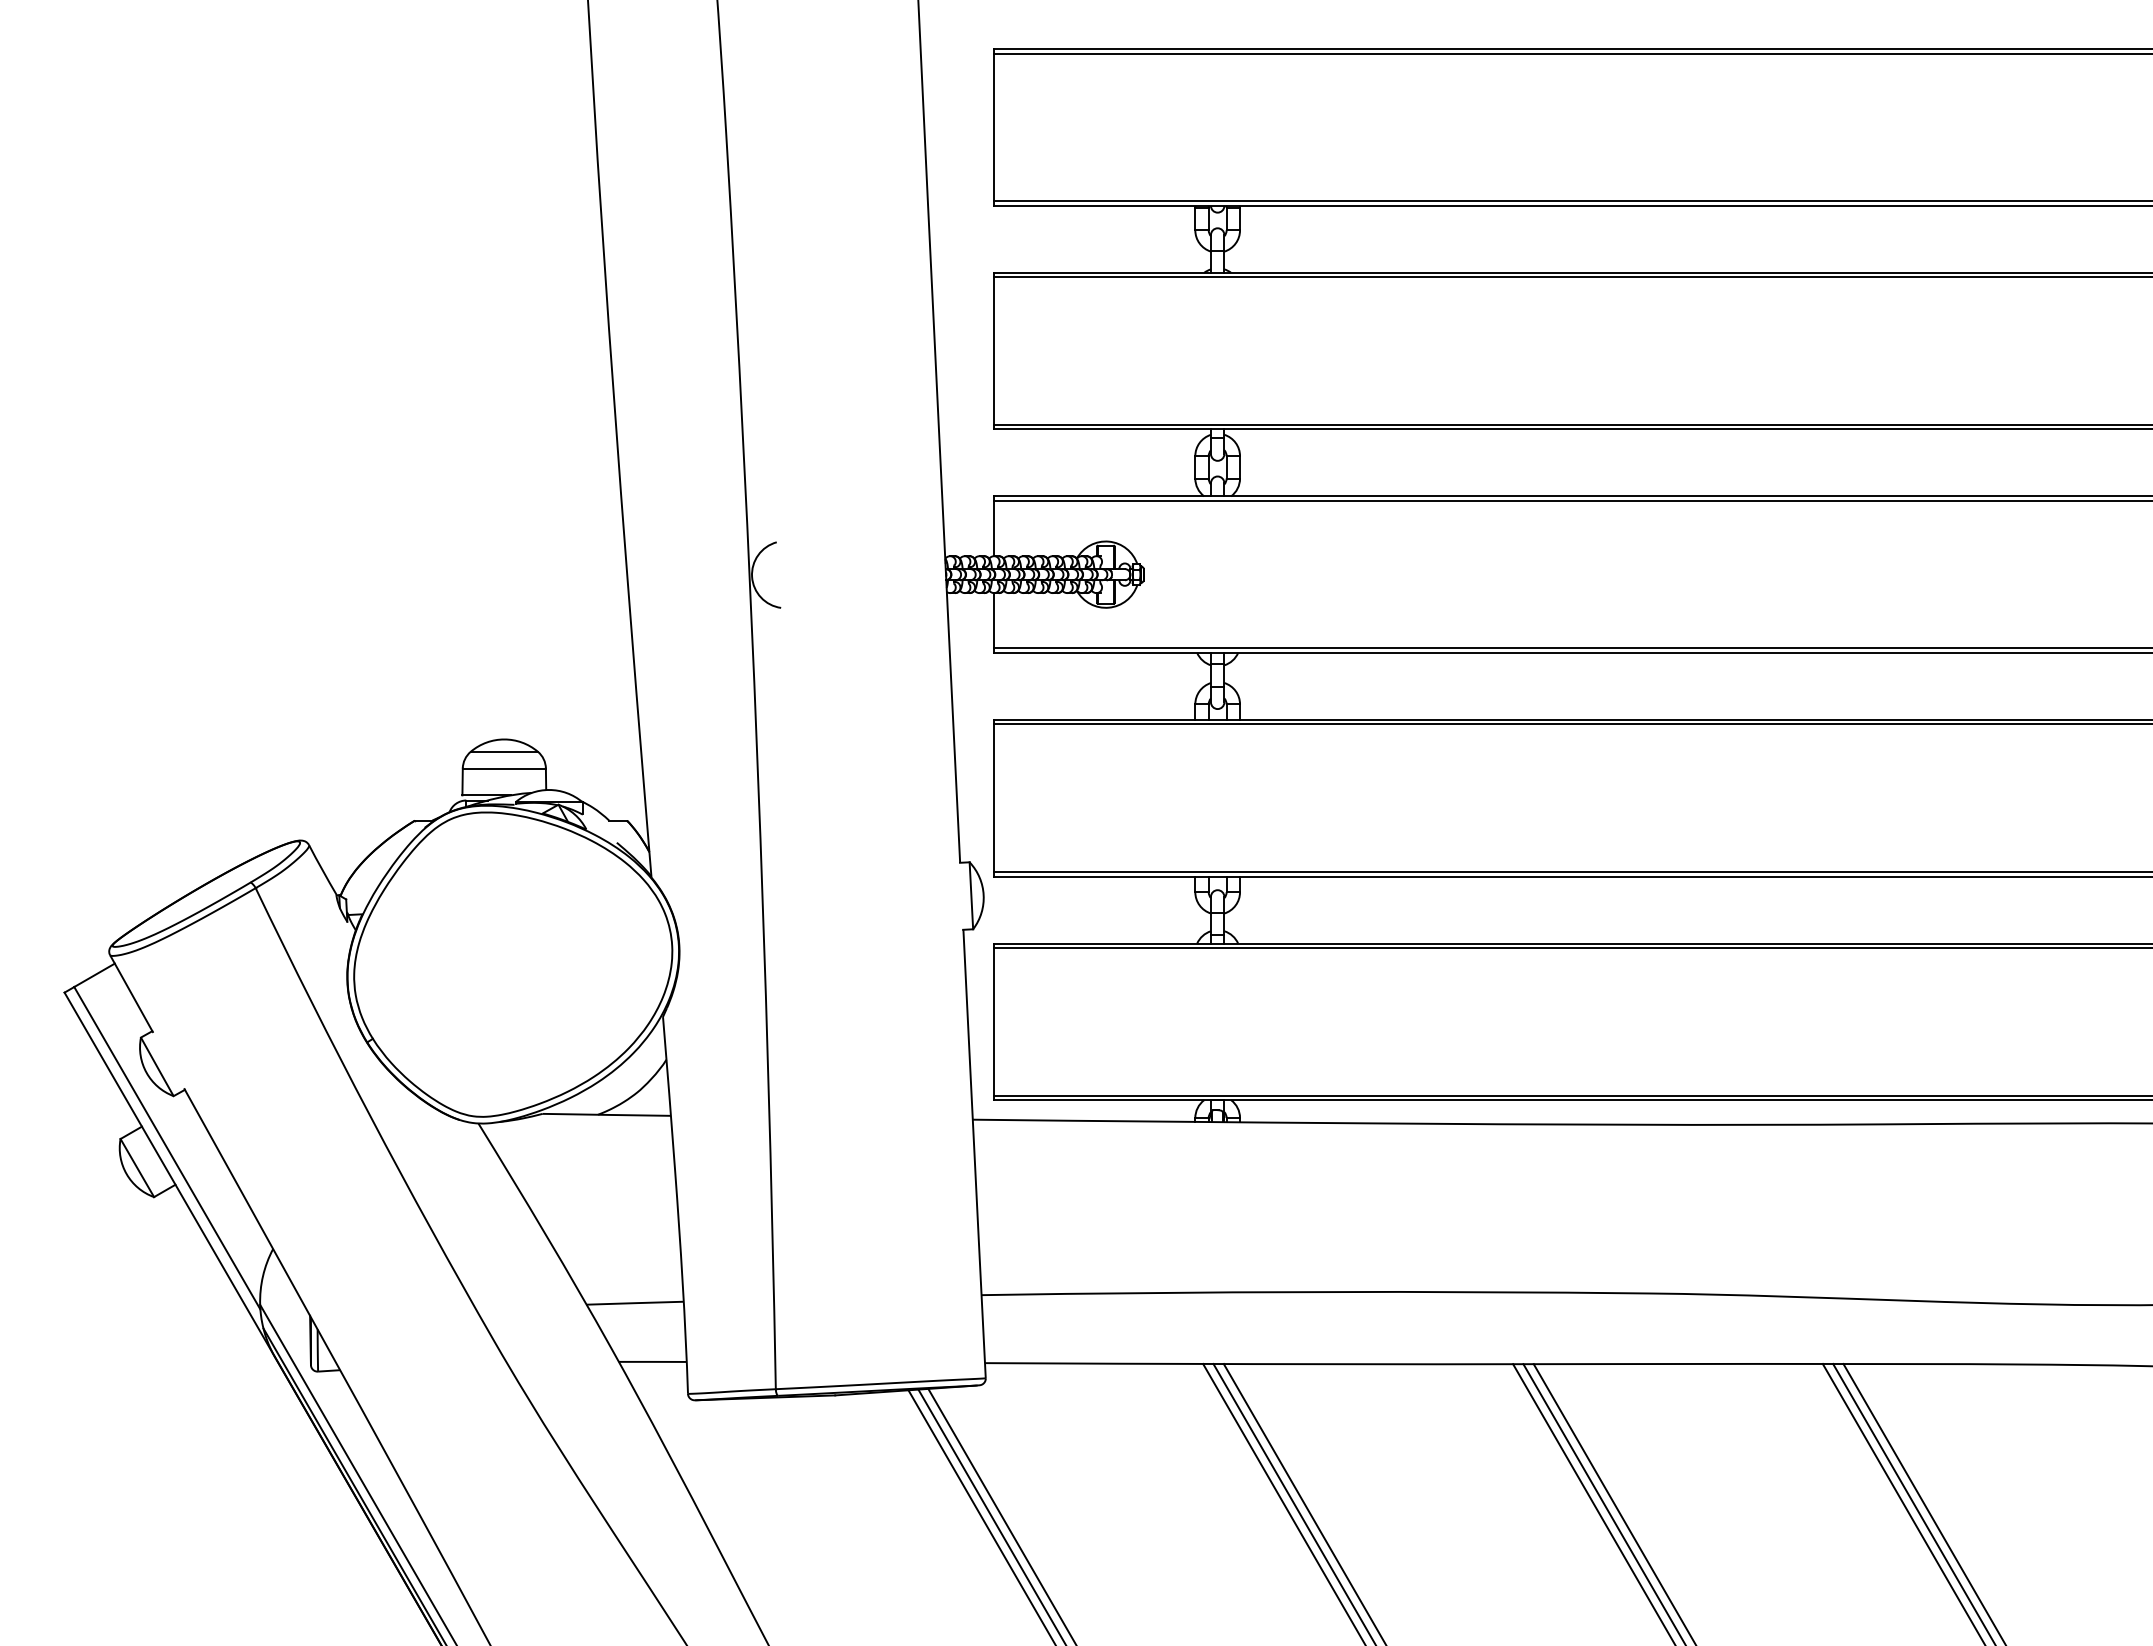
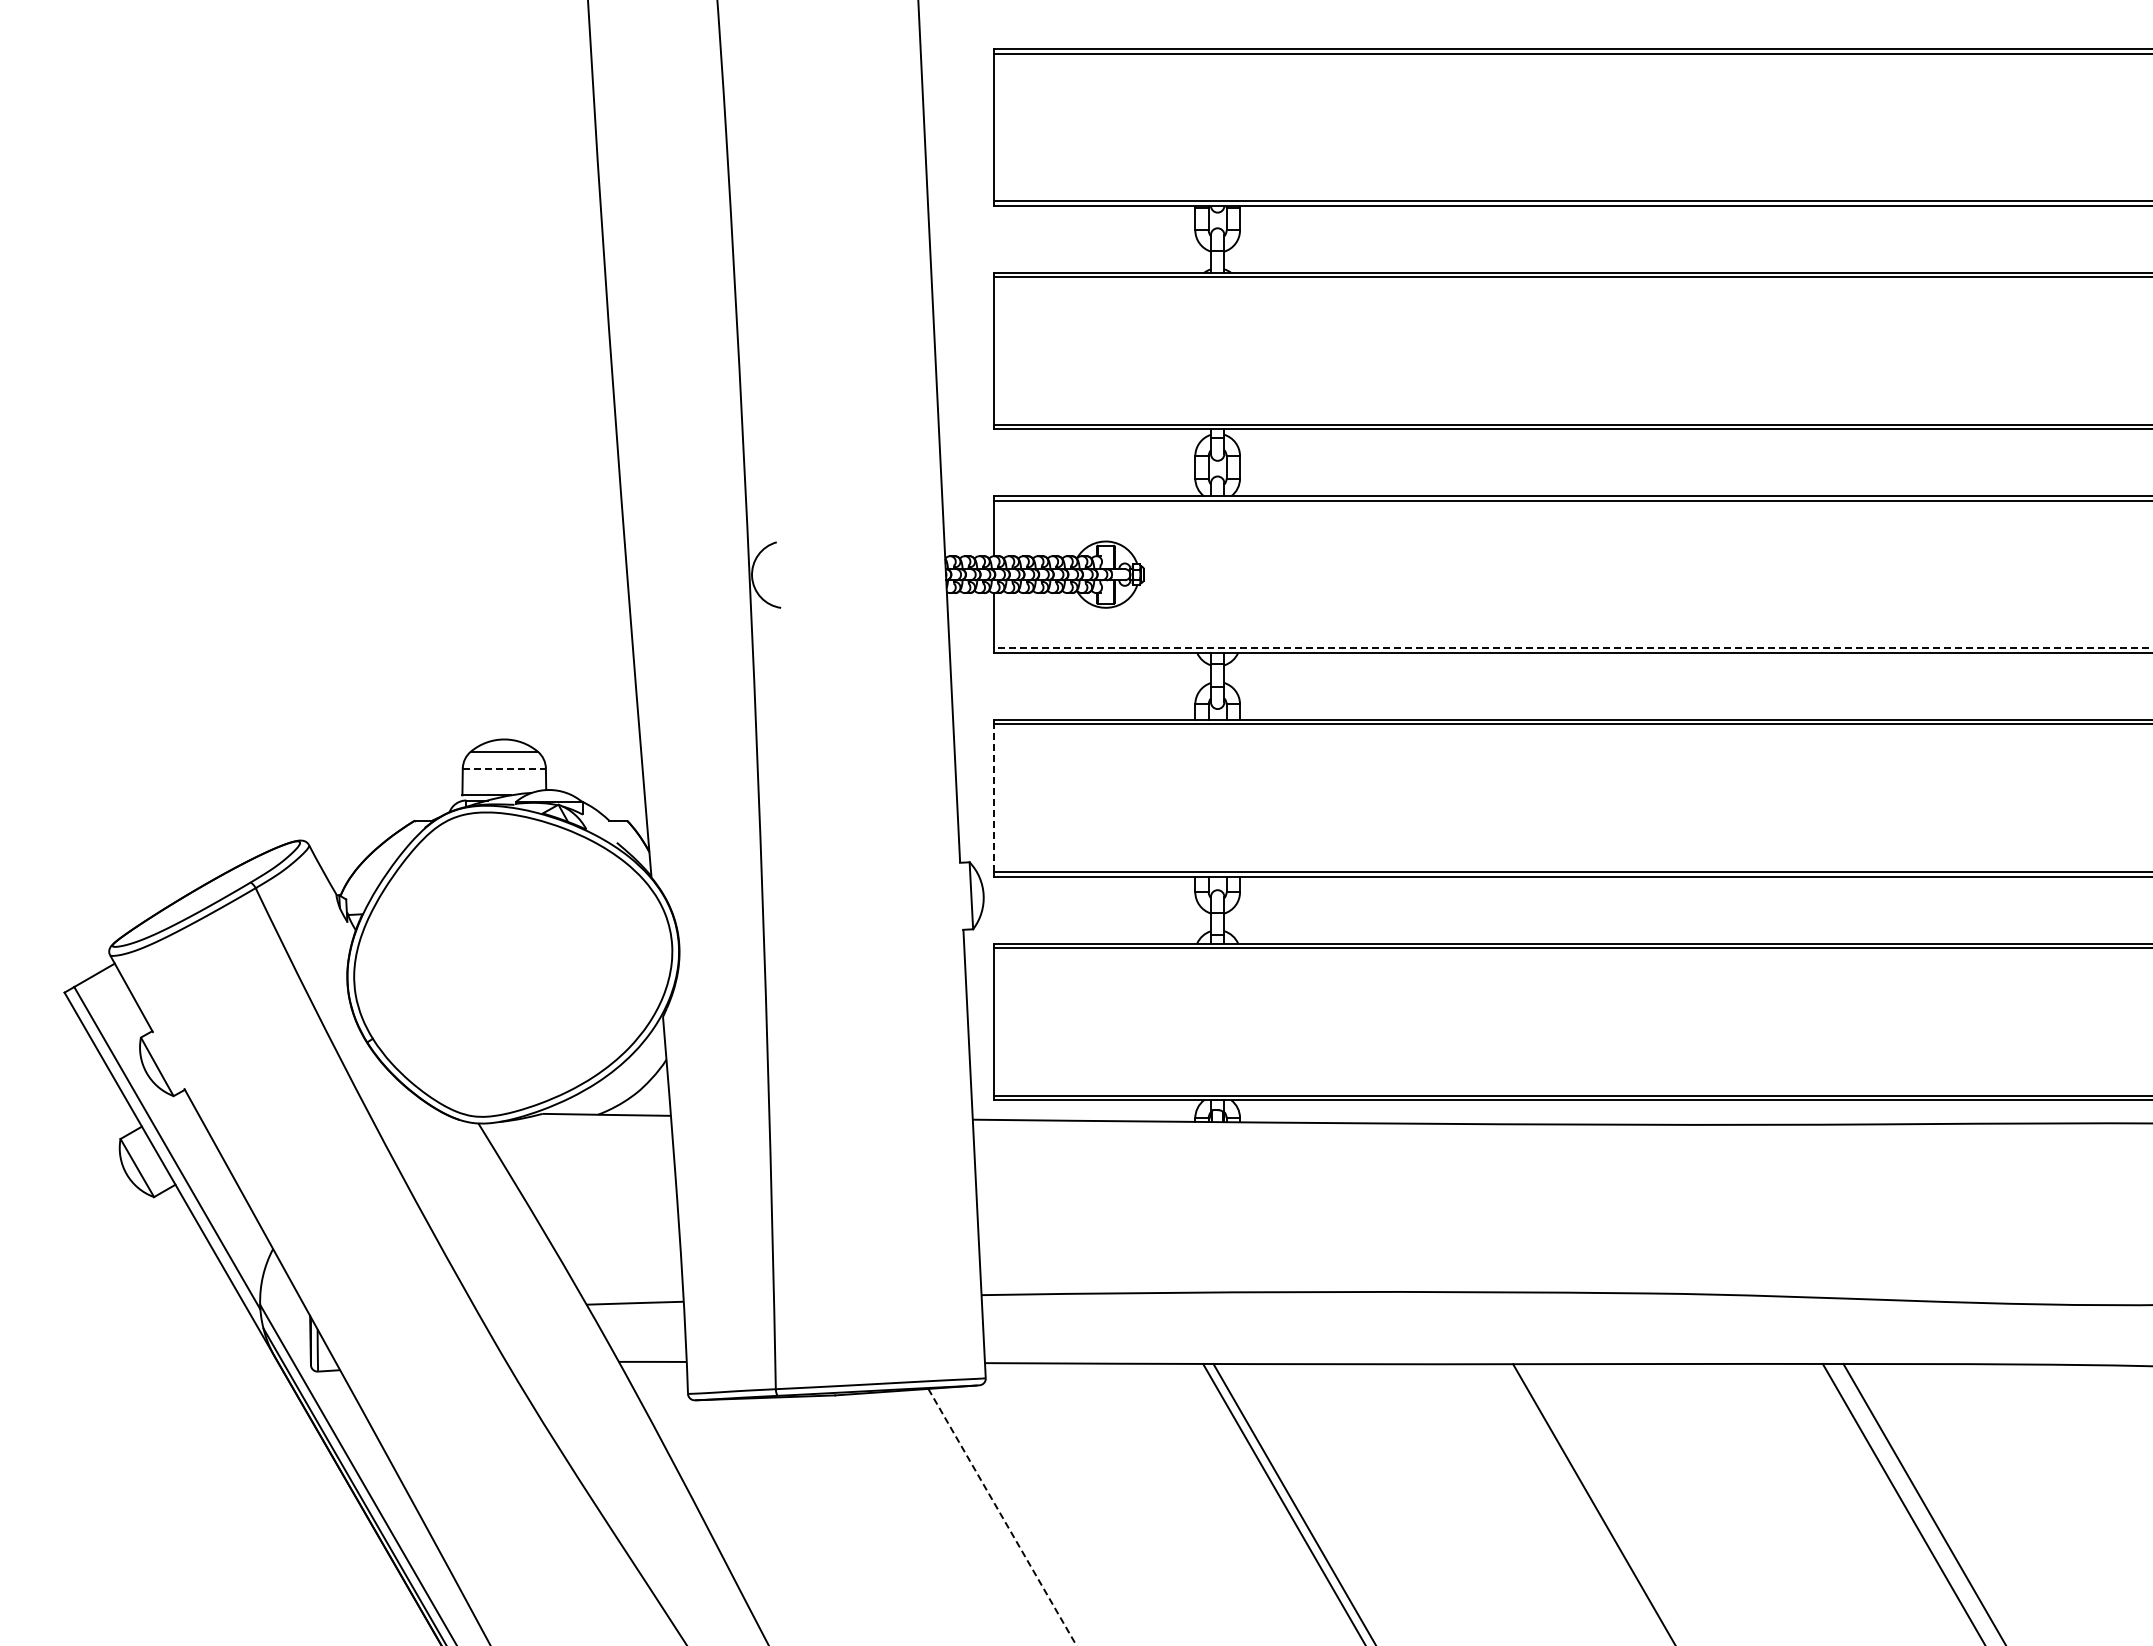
line: solid -> dashed (1572, 648)
line: solid -> dashed (504, 768)
line: solid -> dashed (994, 798)
line: present -> none (1913, 1502)
line: present -> none (1303, 1503)
line: present -> none (1603, 1503)
line: present -> none (1613, 1503)
line: present -> none (991, 1515)
line: present -> none (981, 1516)
line: solid -> dashed (1002, 1517)
